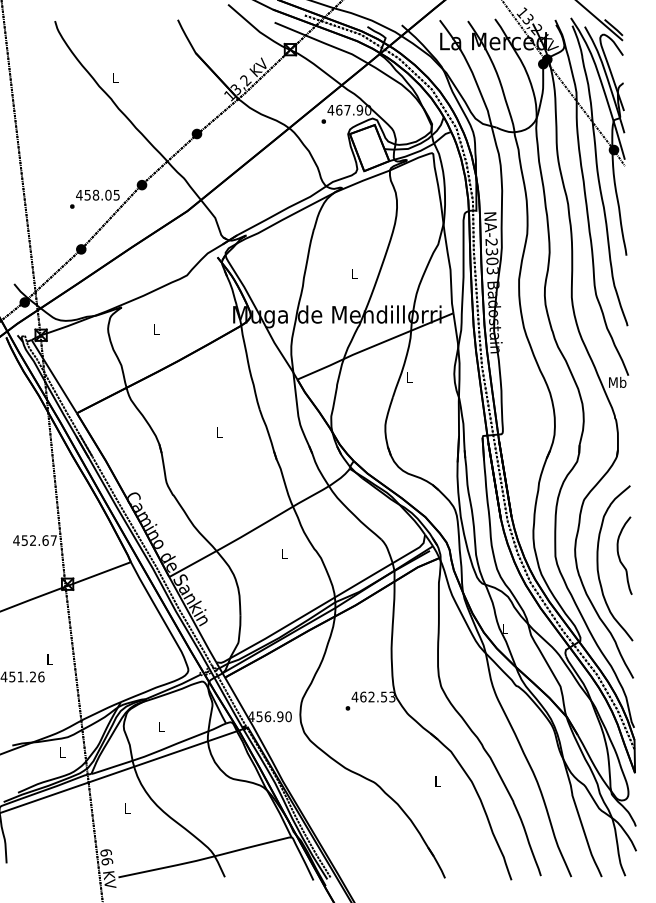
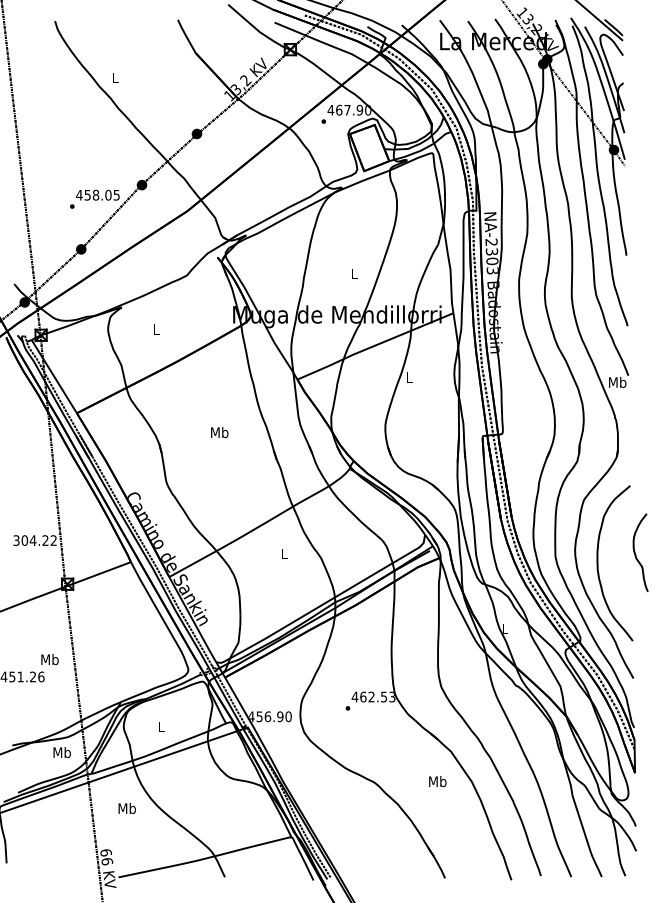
text: L -> Mb (219, 432)
text: 452.67 -> 304.22 (34, 540)
curve position: (620, 557) -> (636, 554) (636, 554)
text: L -> Mb (49, 659)
text: L -> Mb (61, 752)
text: L -> Mb (437, 781)
text: L -> Mb (126, 808)
